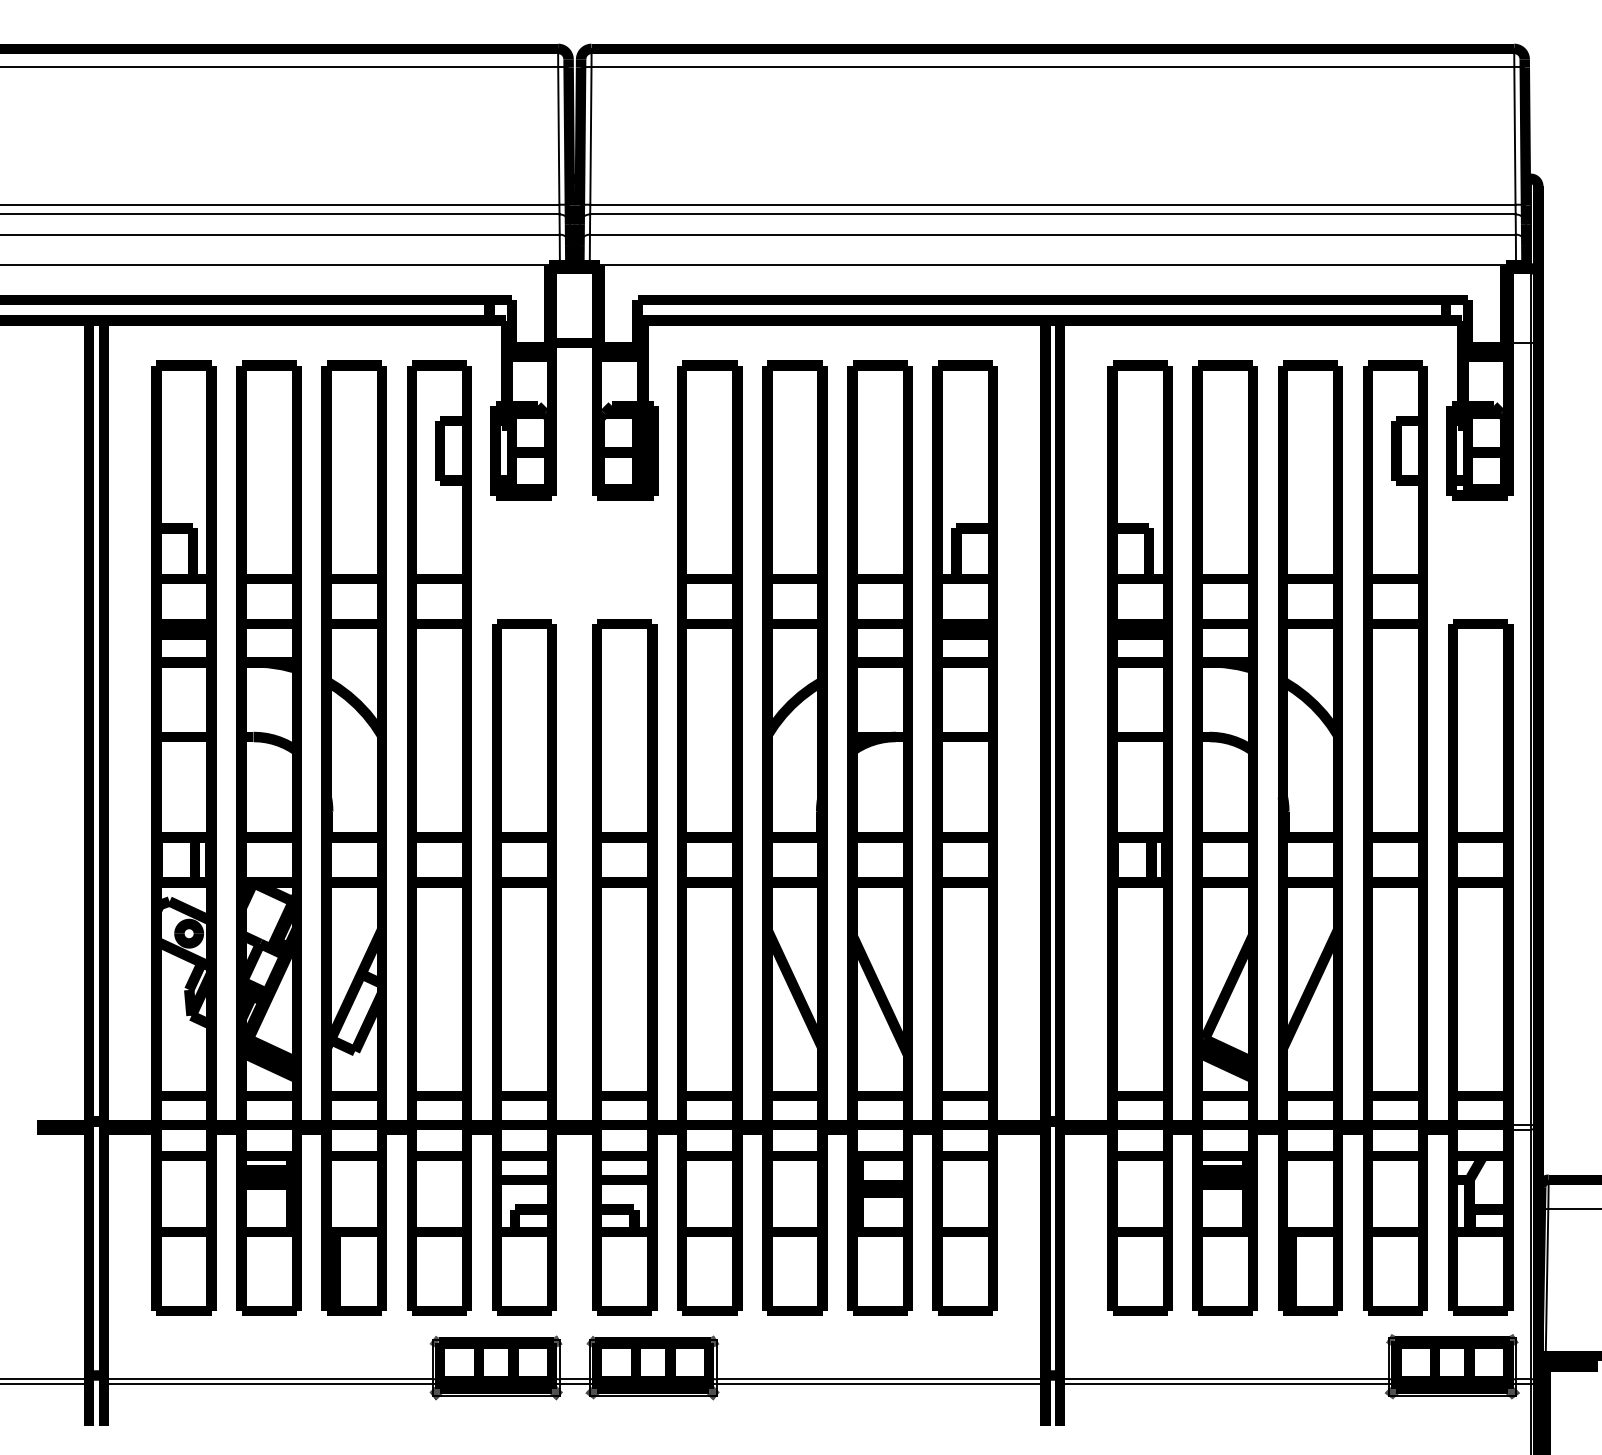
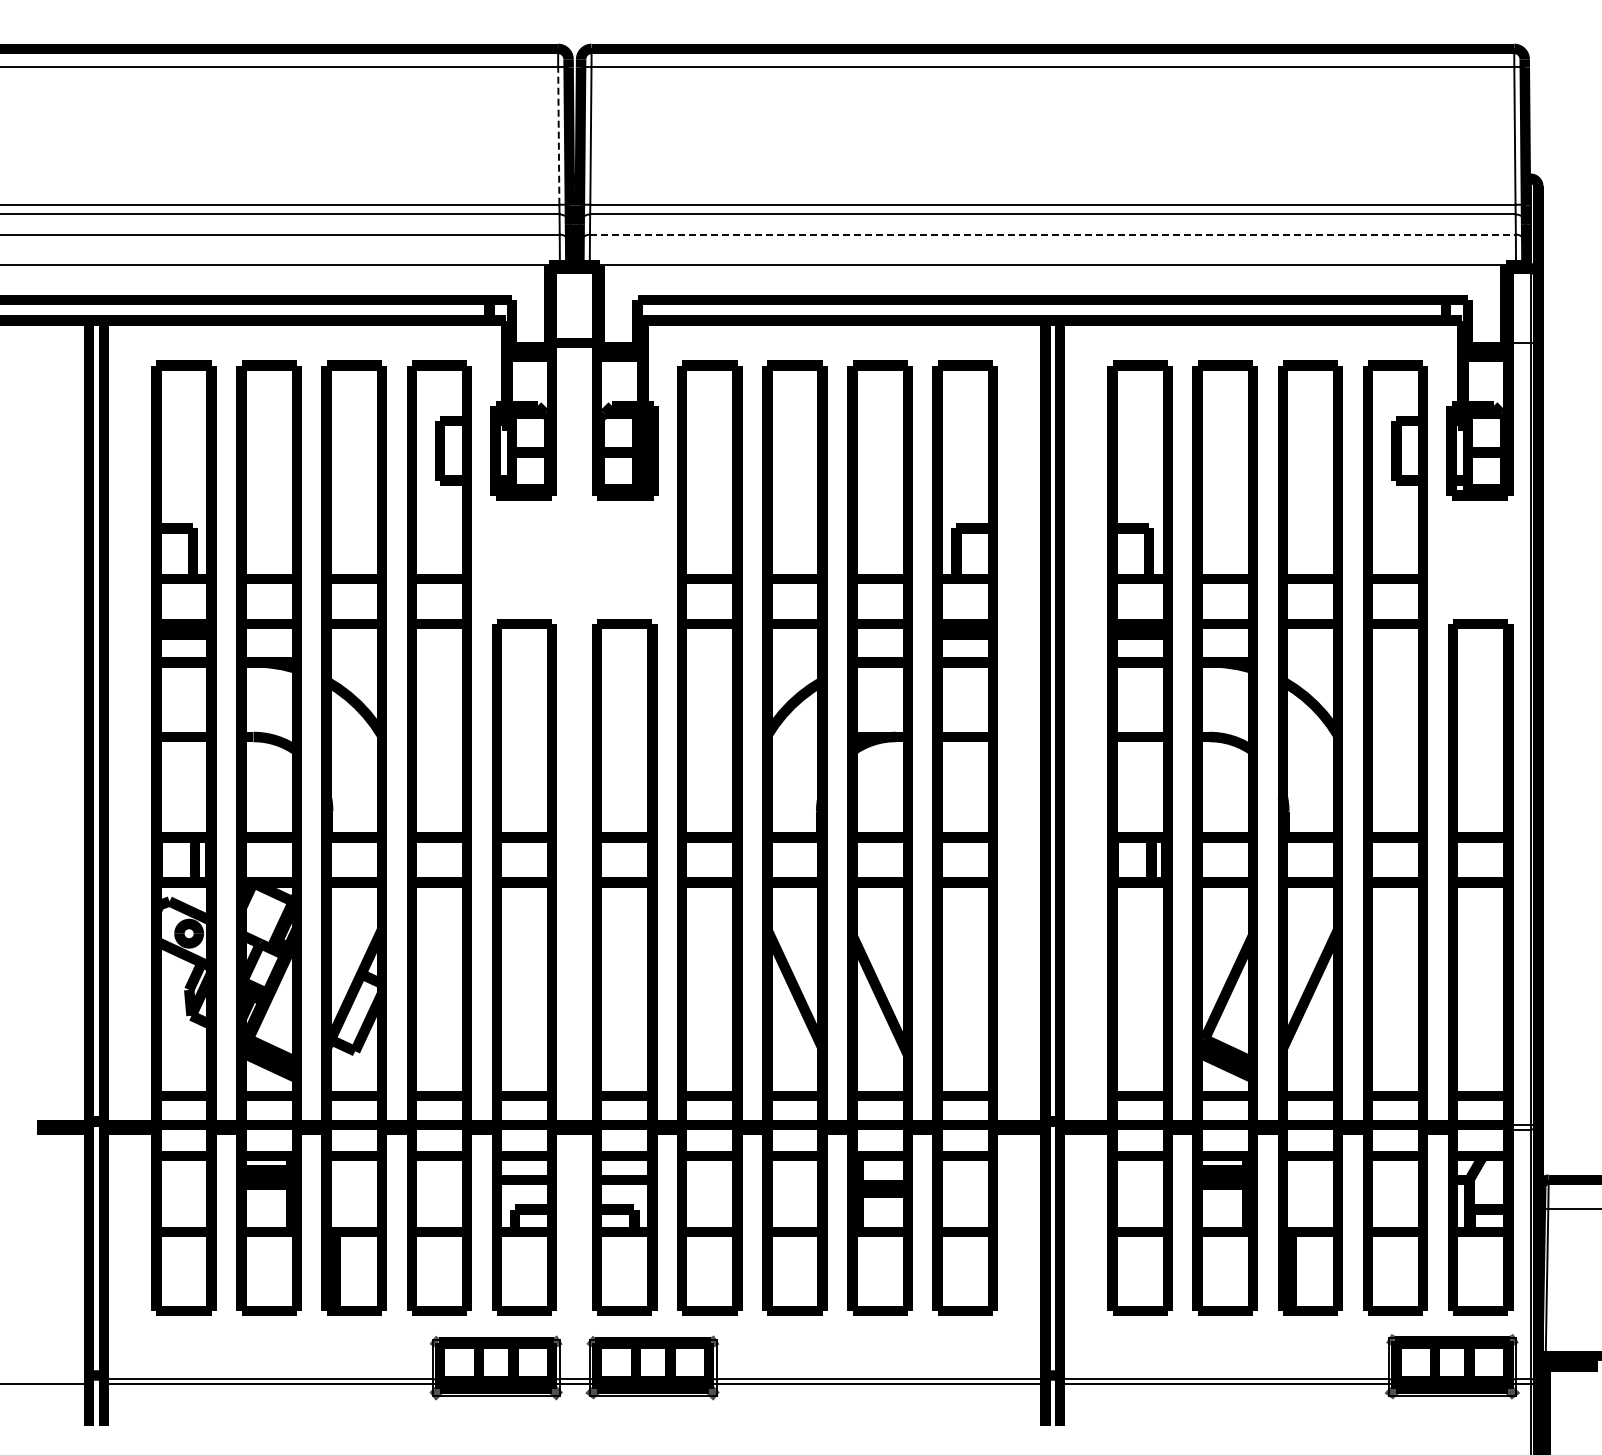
line: solid -> dashed (558, 135)
line: solid -> dashed (1052, 234)
line: present -> none (45, 1379)
